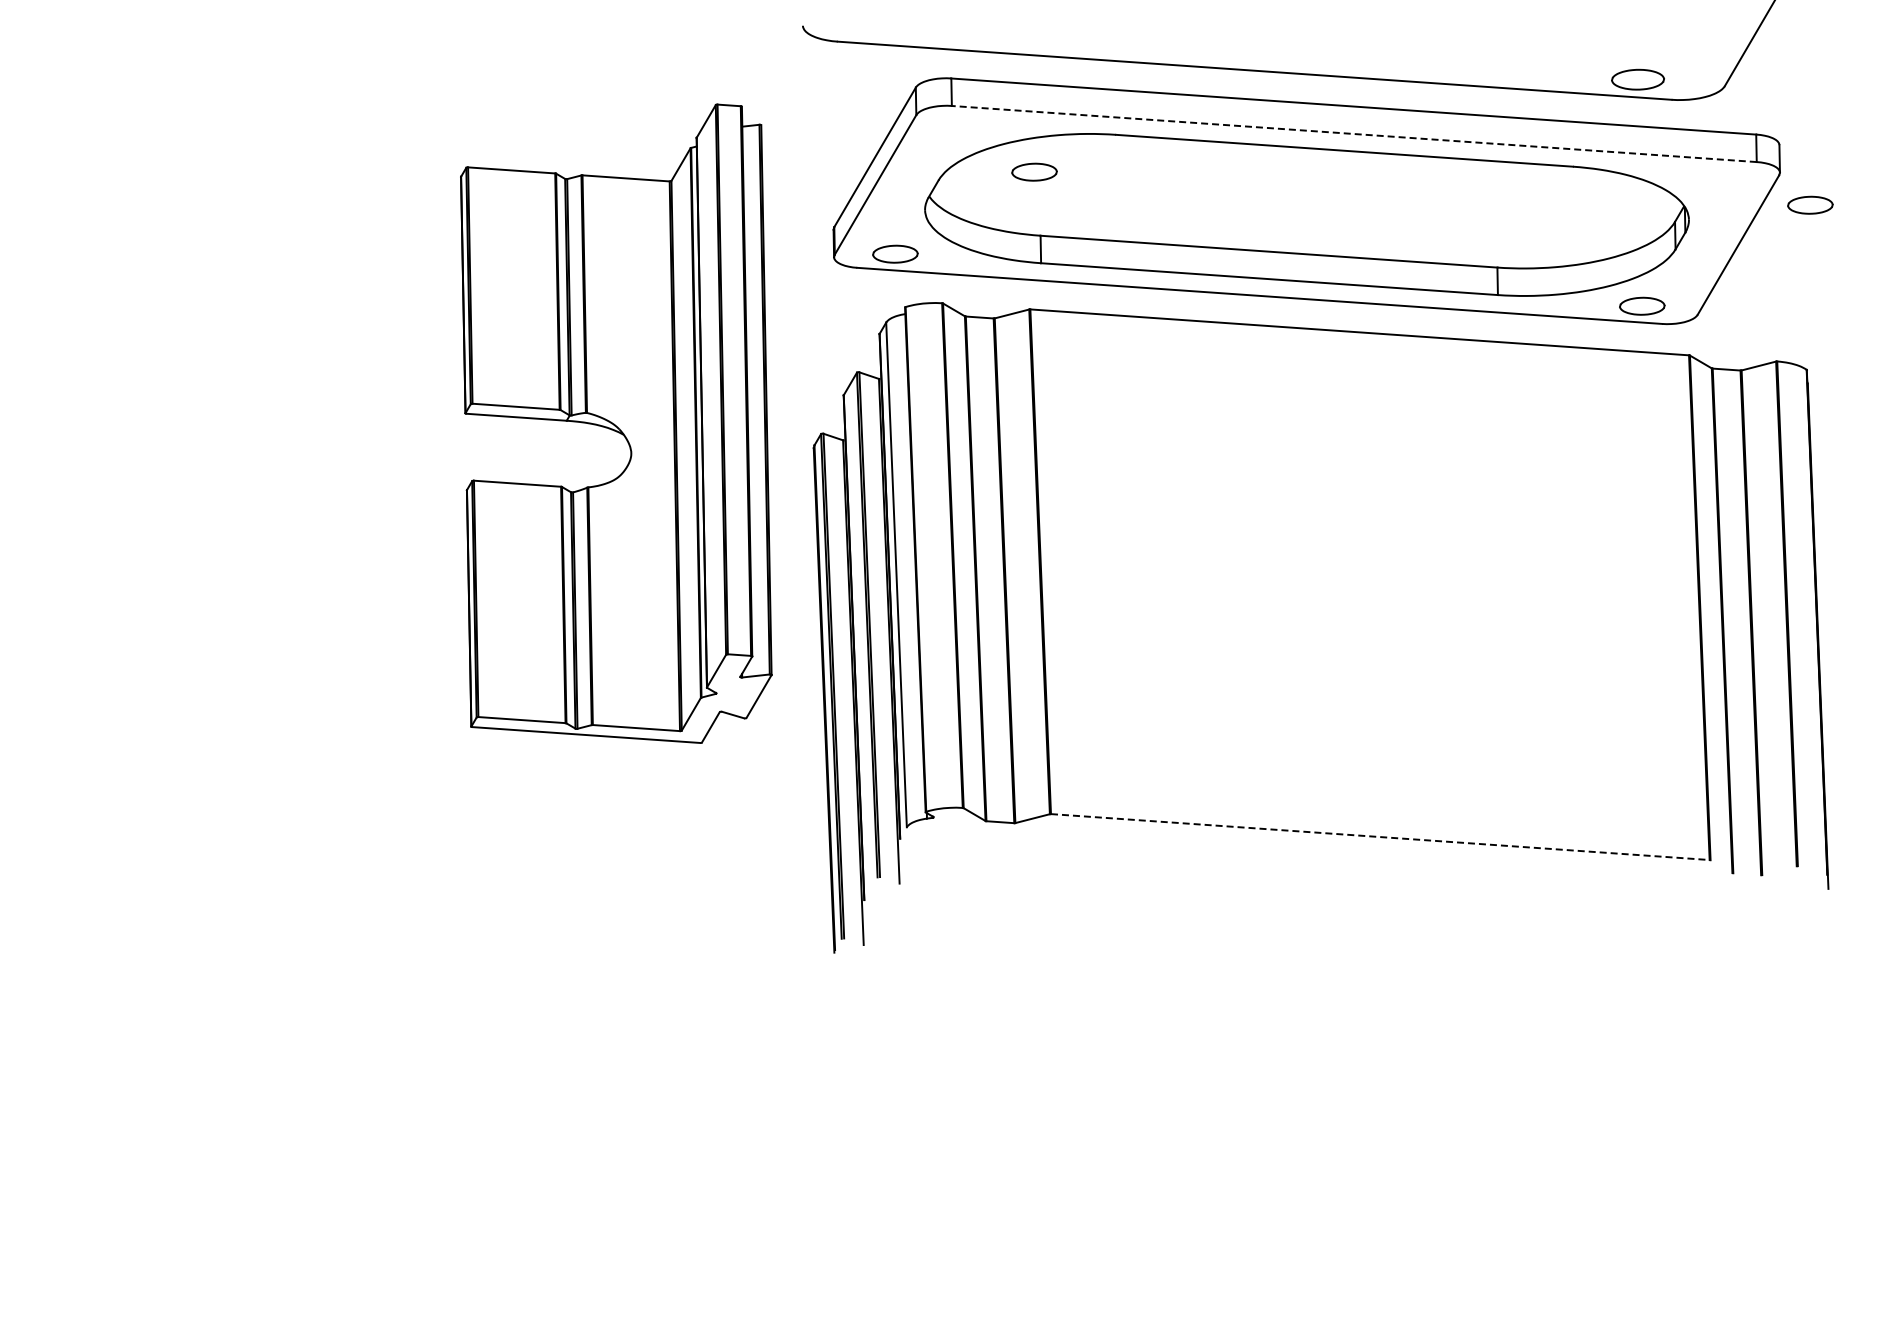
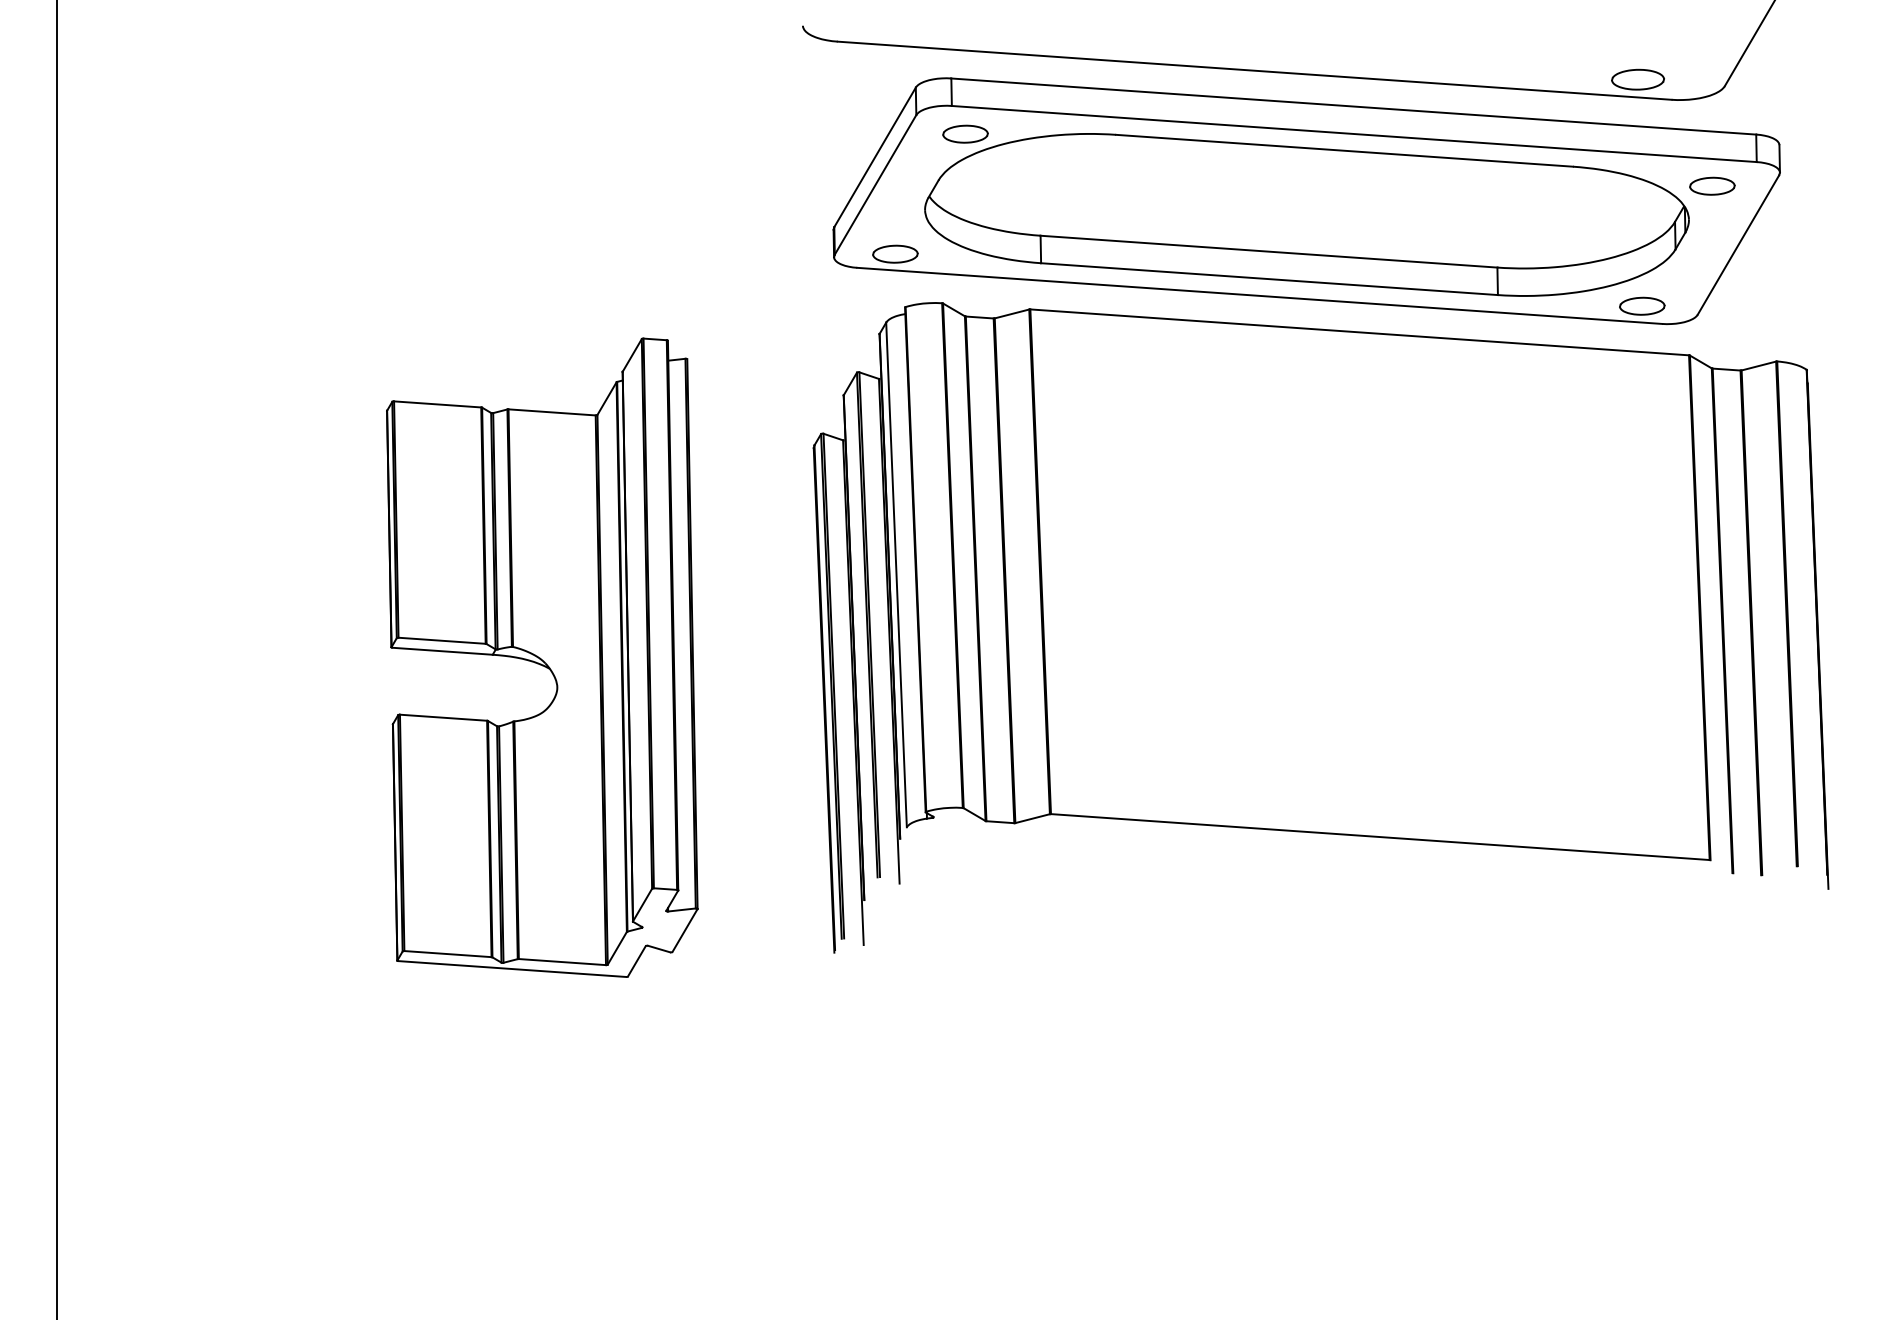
line: dashed -> solid (1353, 133)
part position: (1034, 171) -> (965, 133) (965, 133)
part position: (1810, 204) -> (1712, 185) (1712, 185)
part position: (616, 423) -> (542, 657) (542, 657)
line: none -> present (56, 659)
line: dashed -> solid (1380, 837)
